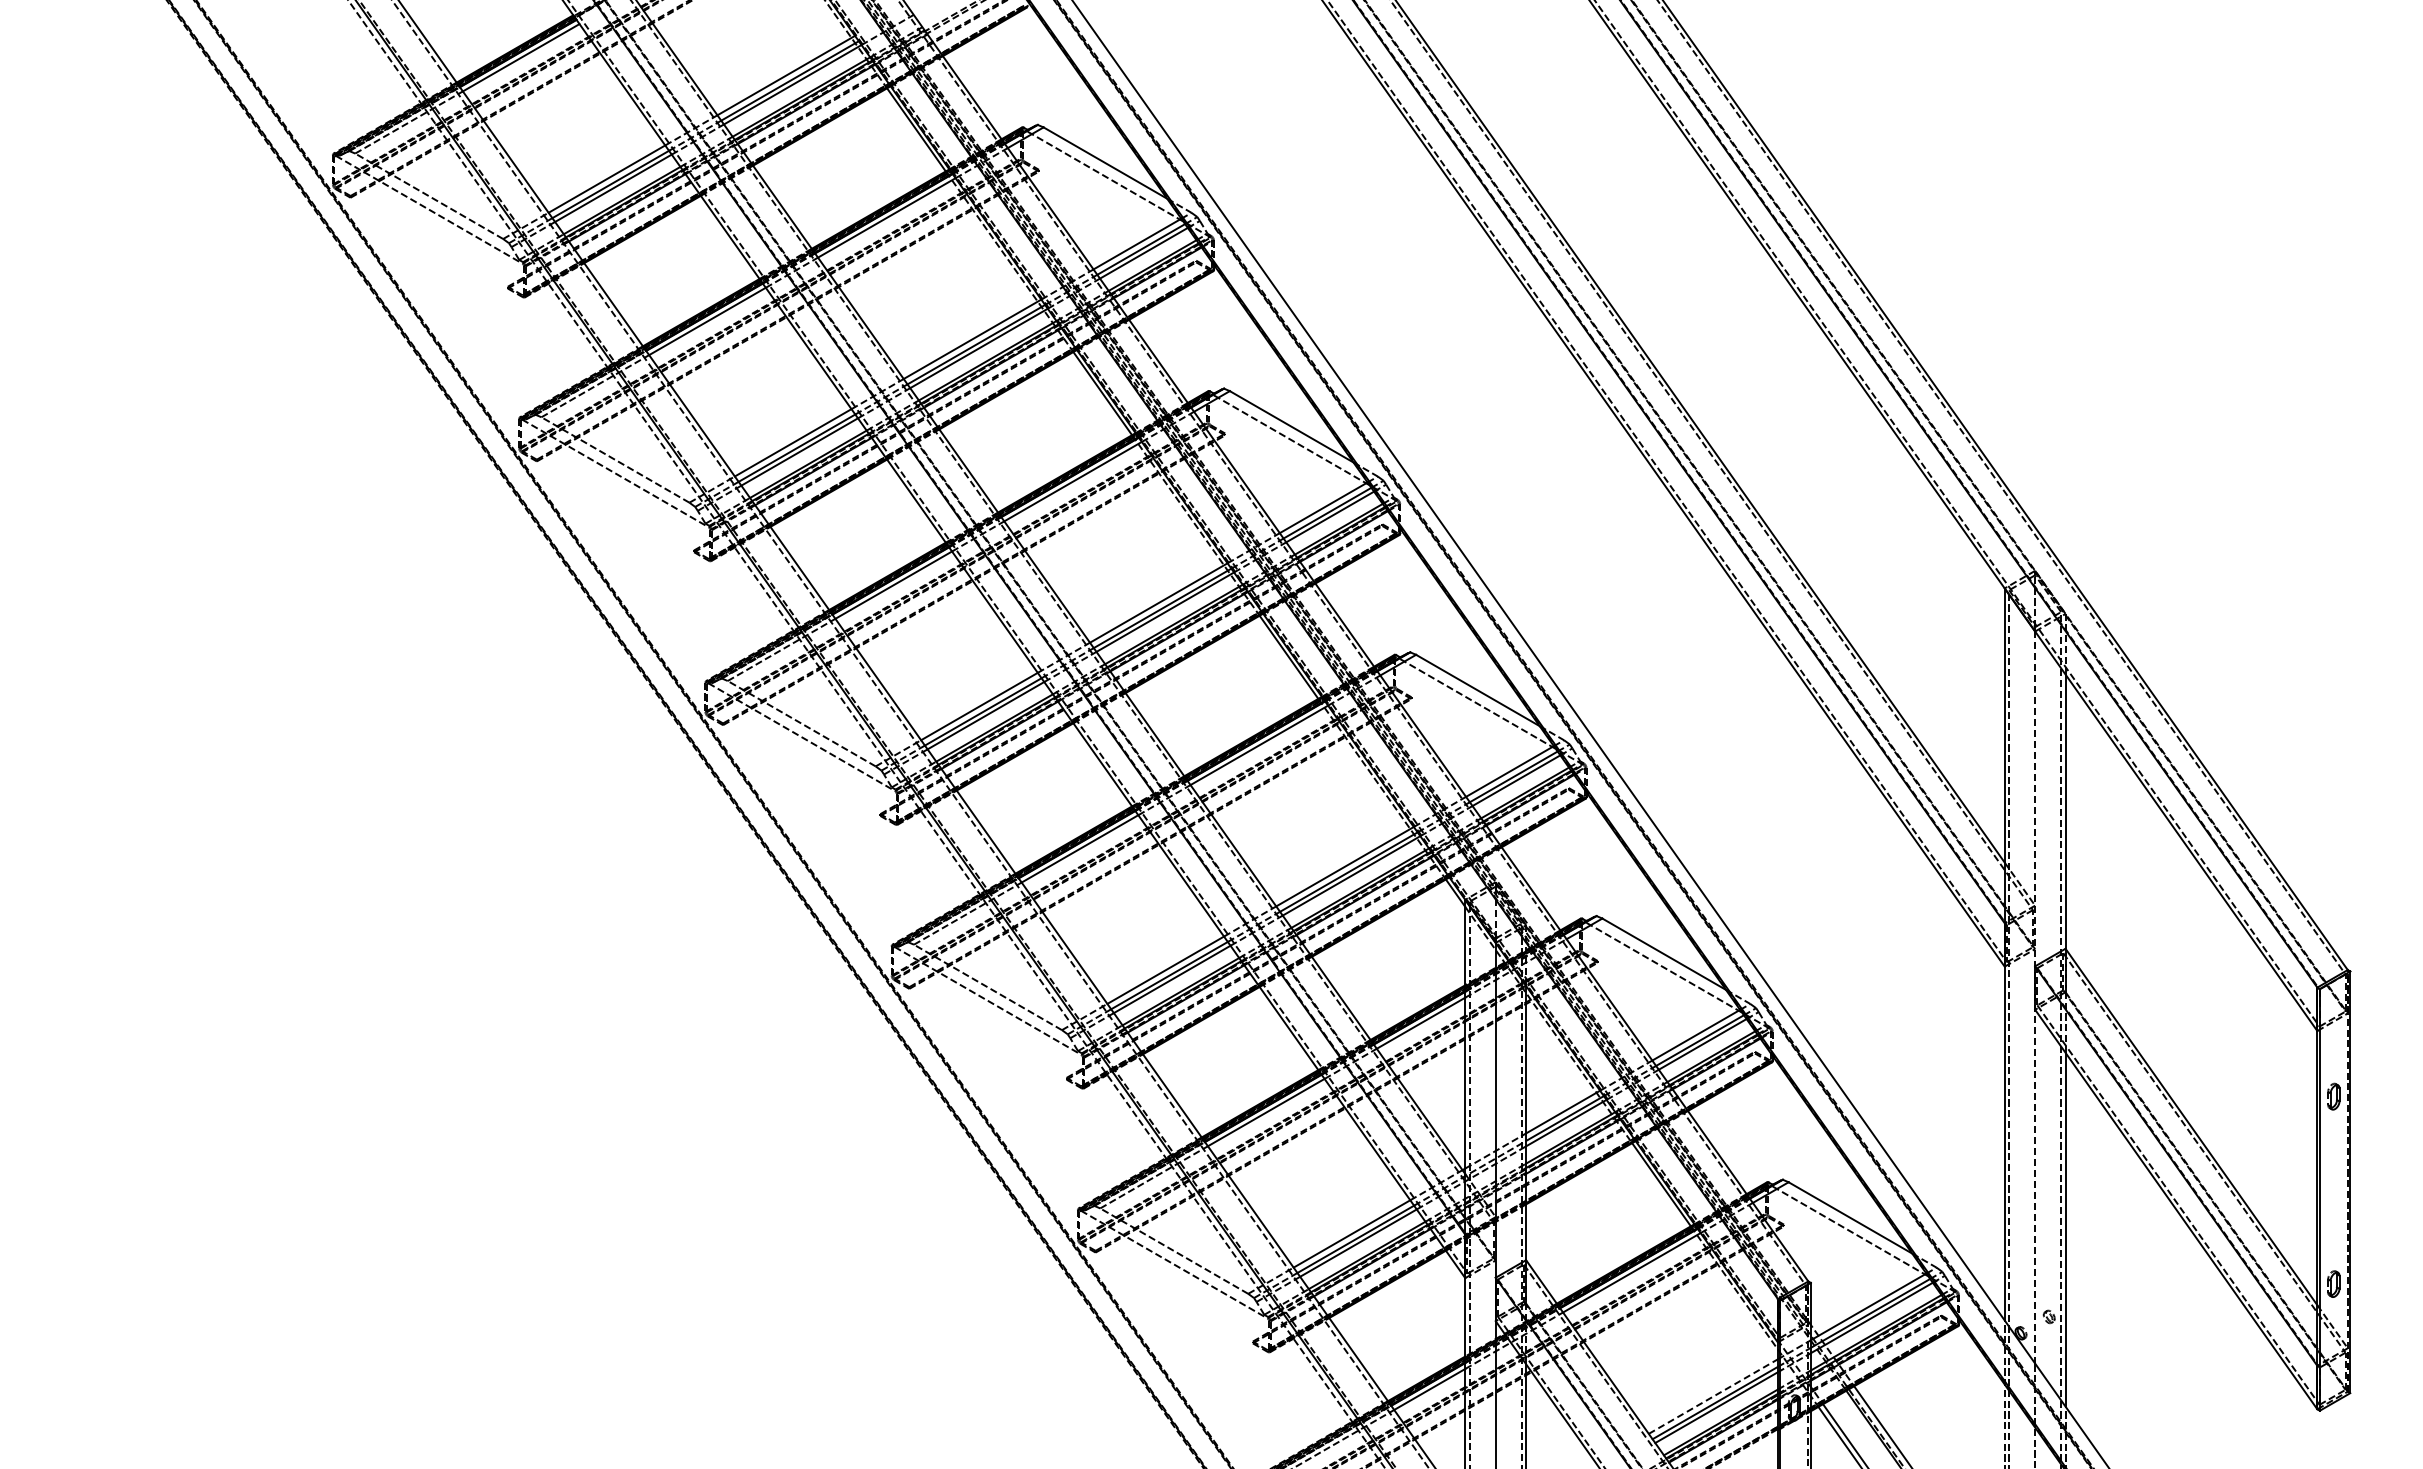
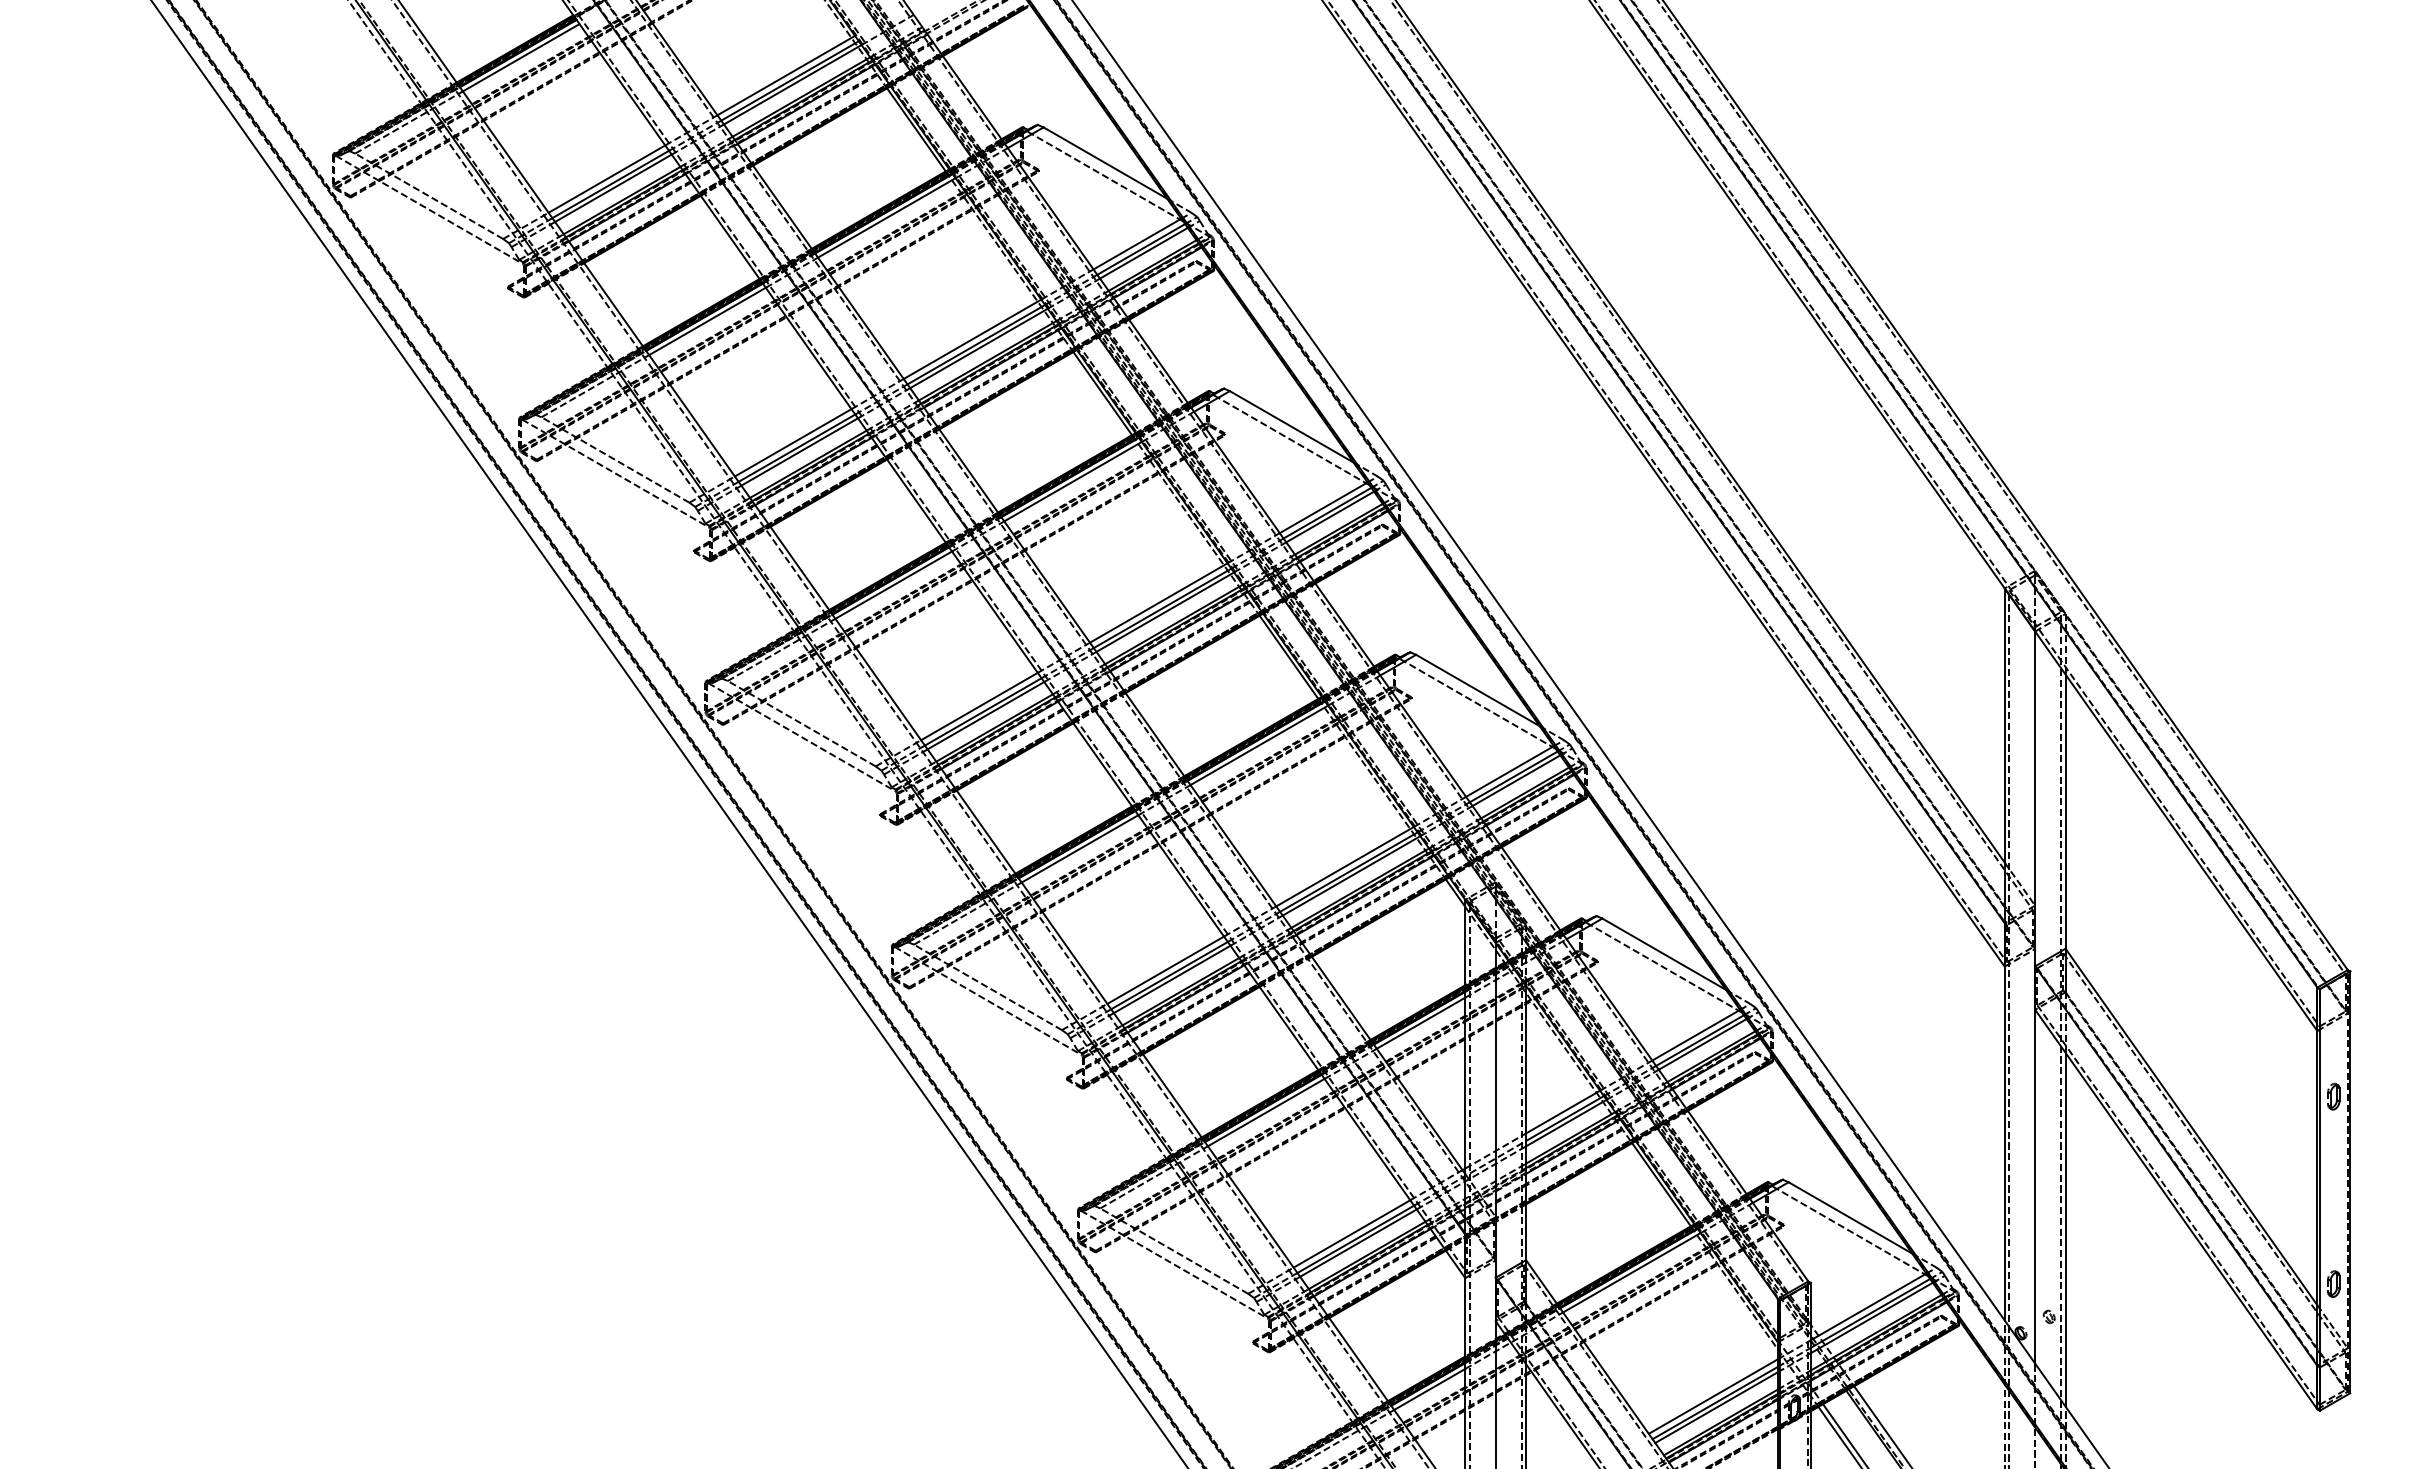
line: none -> present (668, 733)
line: dashed -> solid (2035, 997)
line: dashed -> solid (1713, 1396)
